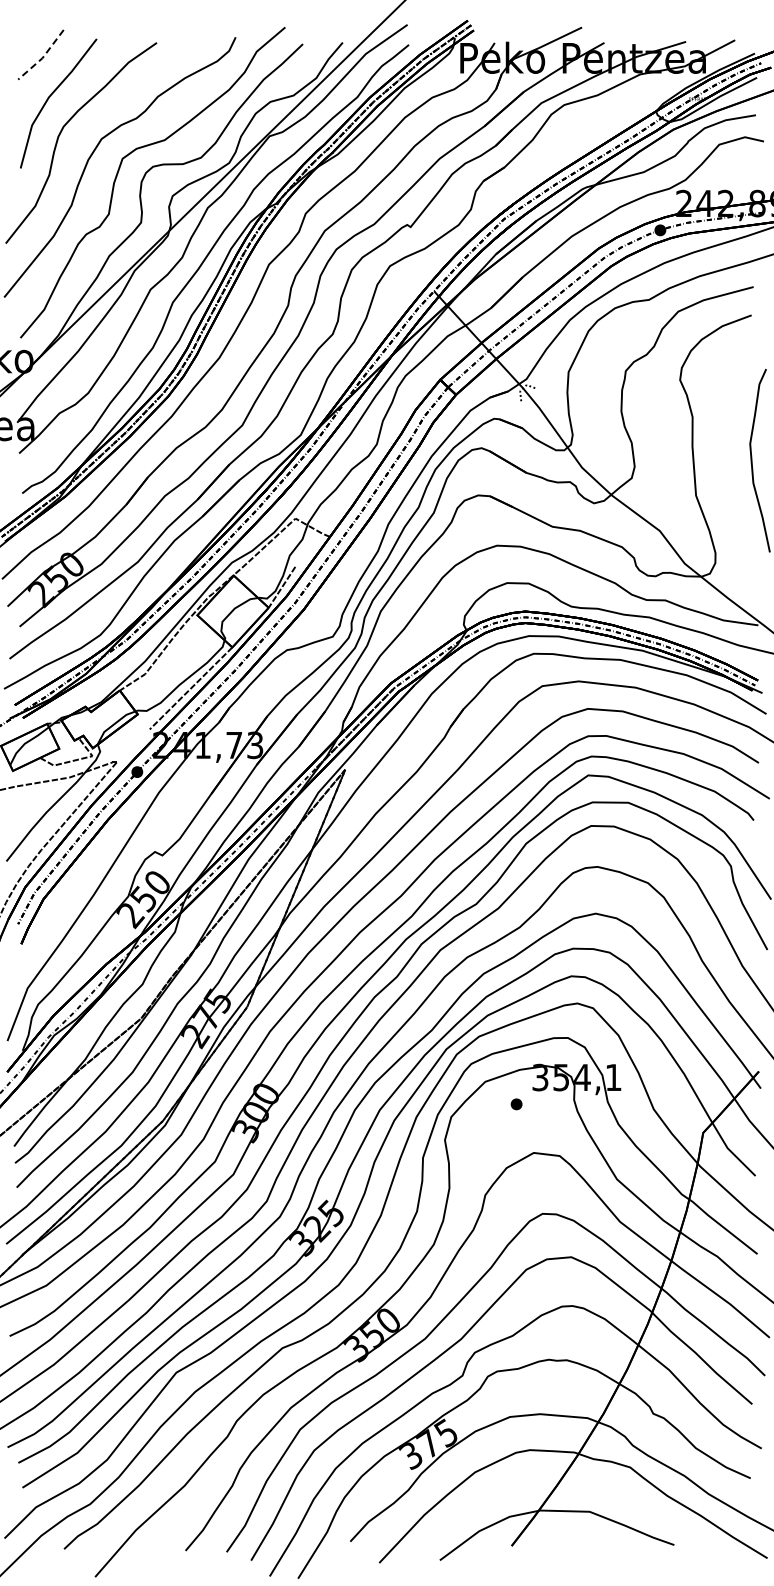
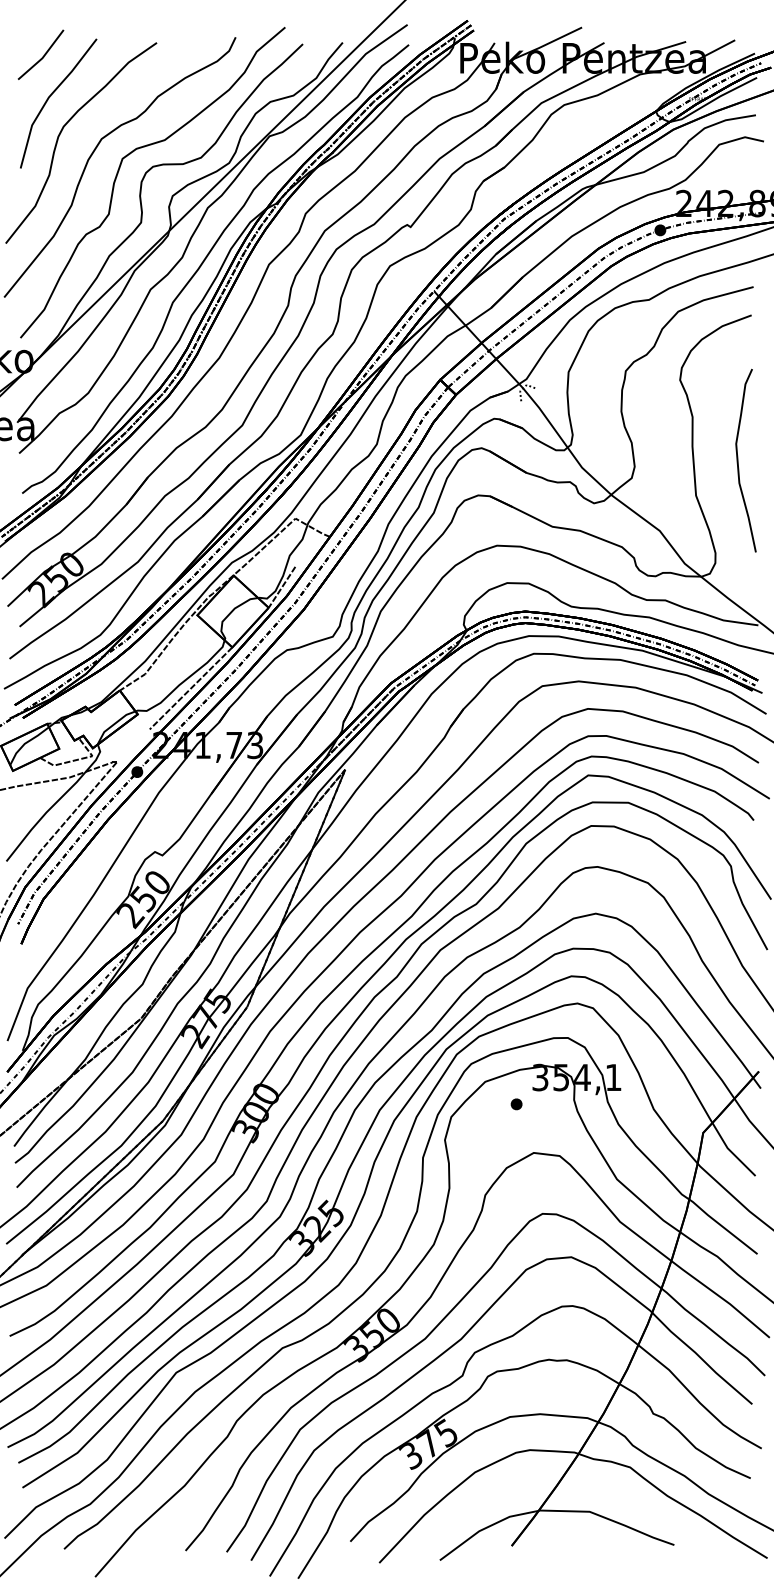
line: dashed -> solid (43, 57)
curve position: (752, 460) -> (738, 460) (738, 460)
